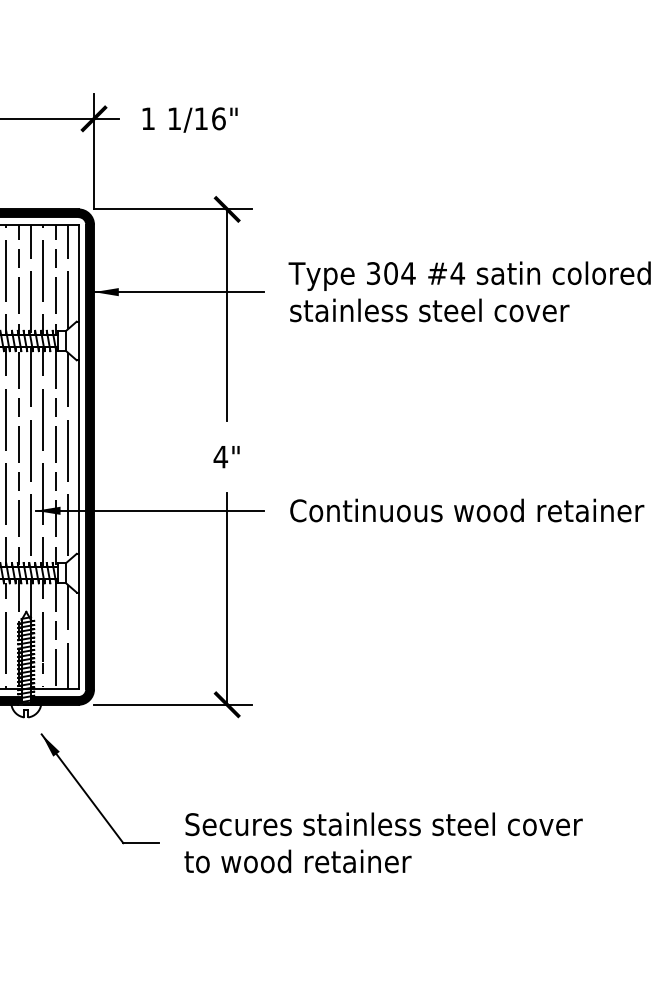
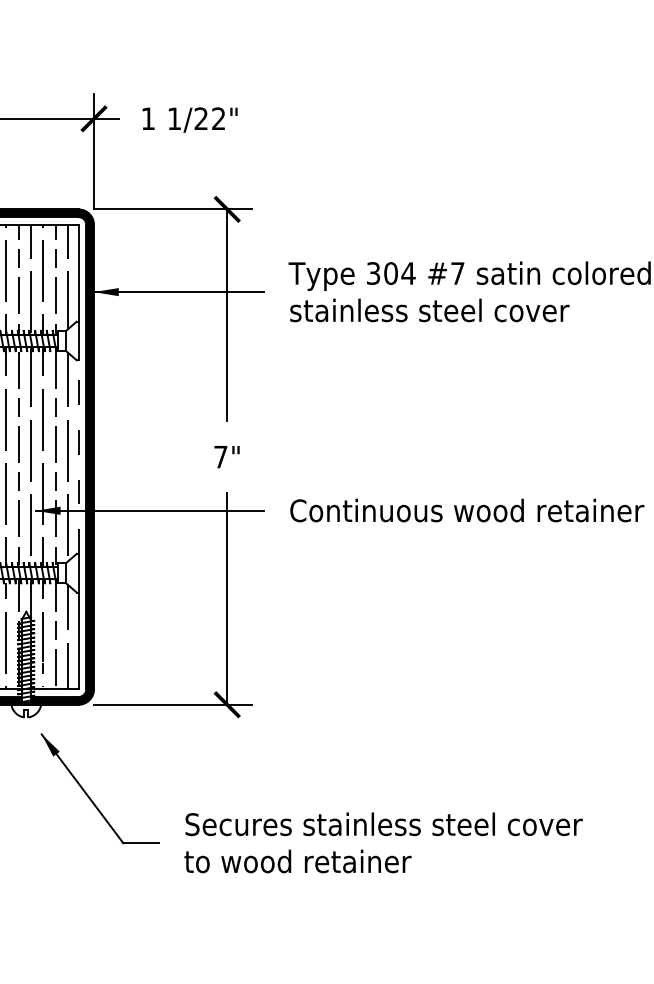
text: 1/16" -> 1/22" (209, 118)
text: #4 -> #7 (457, 273)
line: solid -> dashed (78, 457)
text: 4" -> 7" (220, 457)
